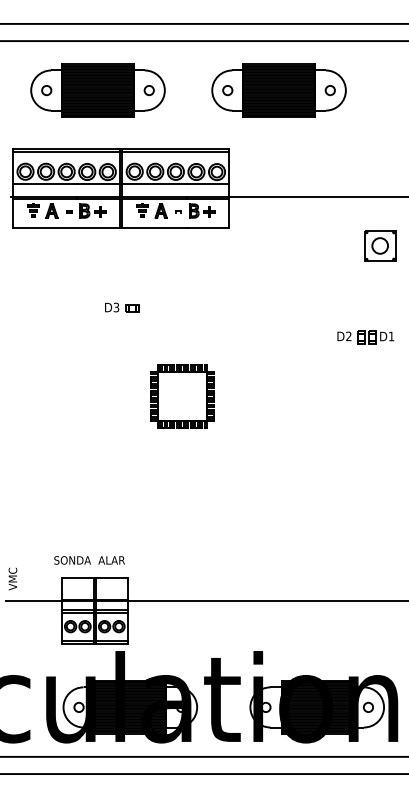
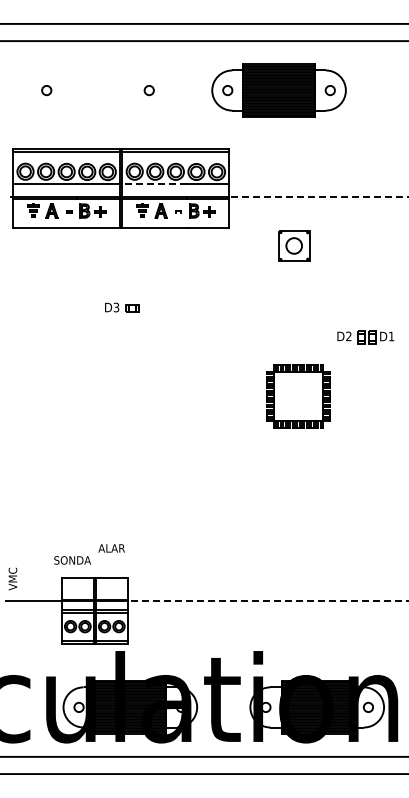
part: present -> none (97, 90)
line: solid -> dashed (154, 184)
line: solid -> dashed (318, 197)
part position: (380, 245) -> (294, 245) (294, 245)
part position: (182, 396) -> (298, 396) (298, 396)
text position: (111, 560) -> (111, 548) (111, 548)
line: solid -> dashed (267, 600)
